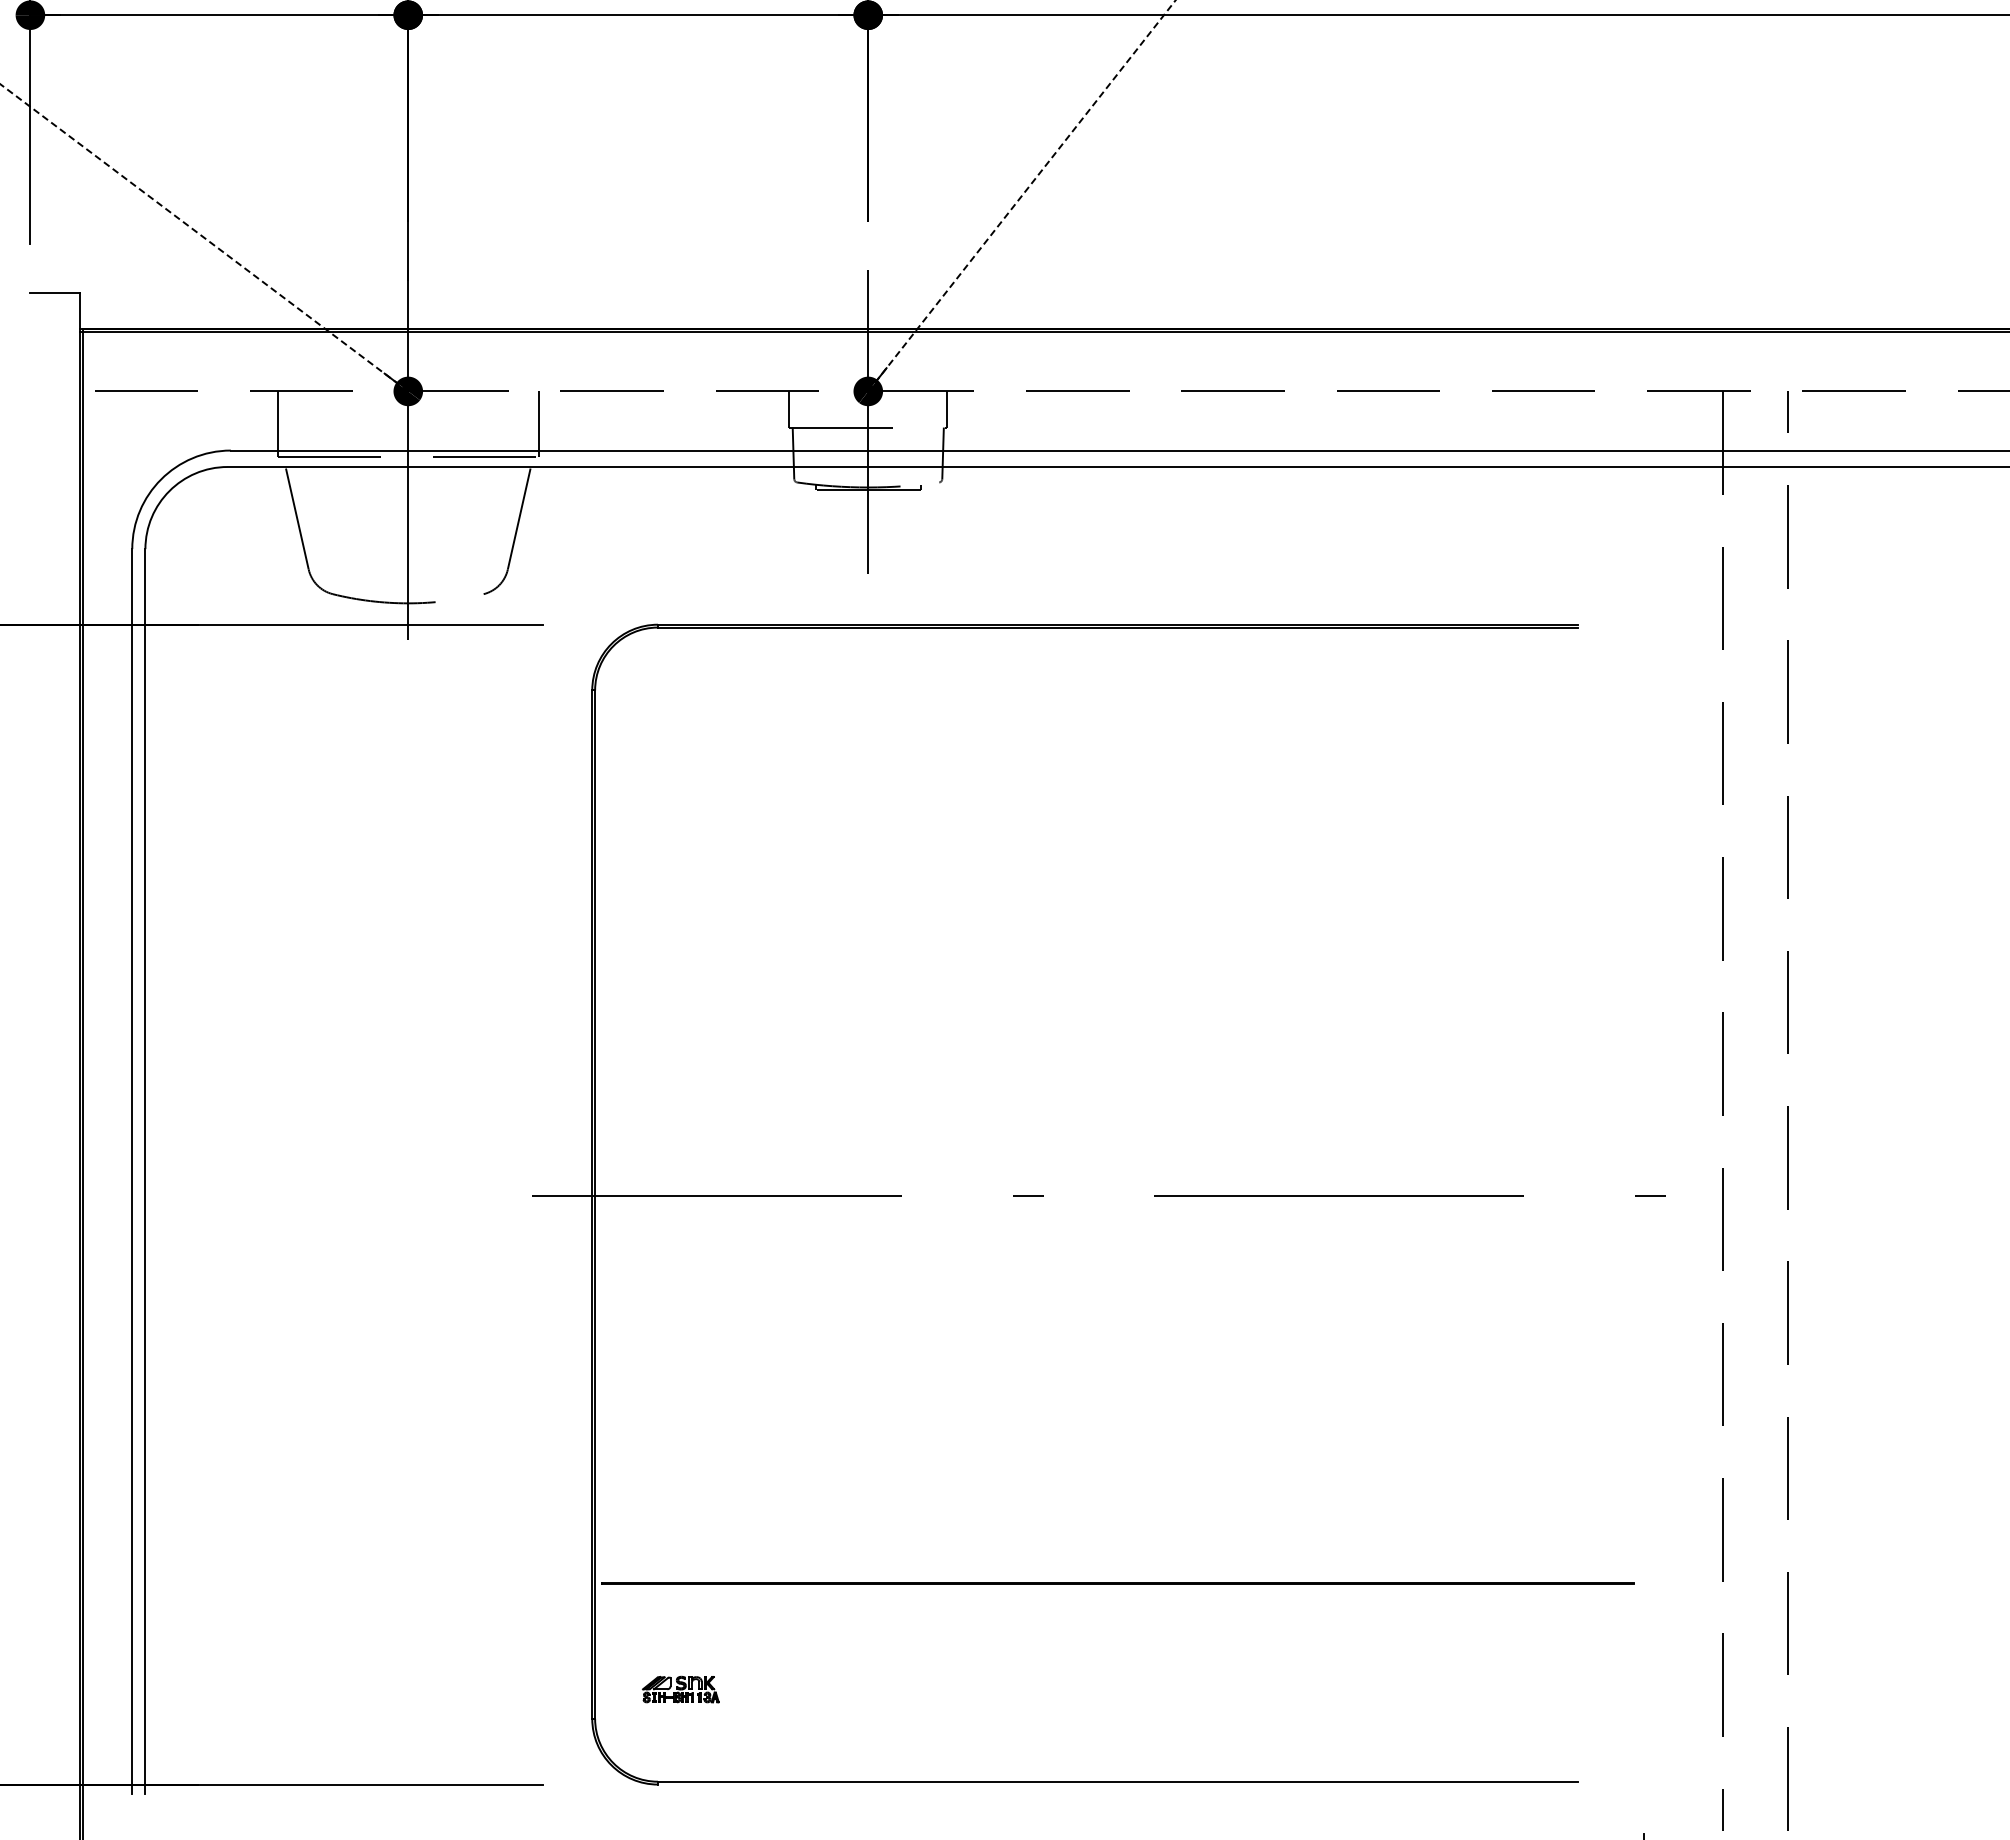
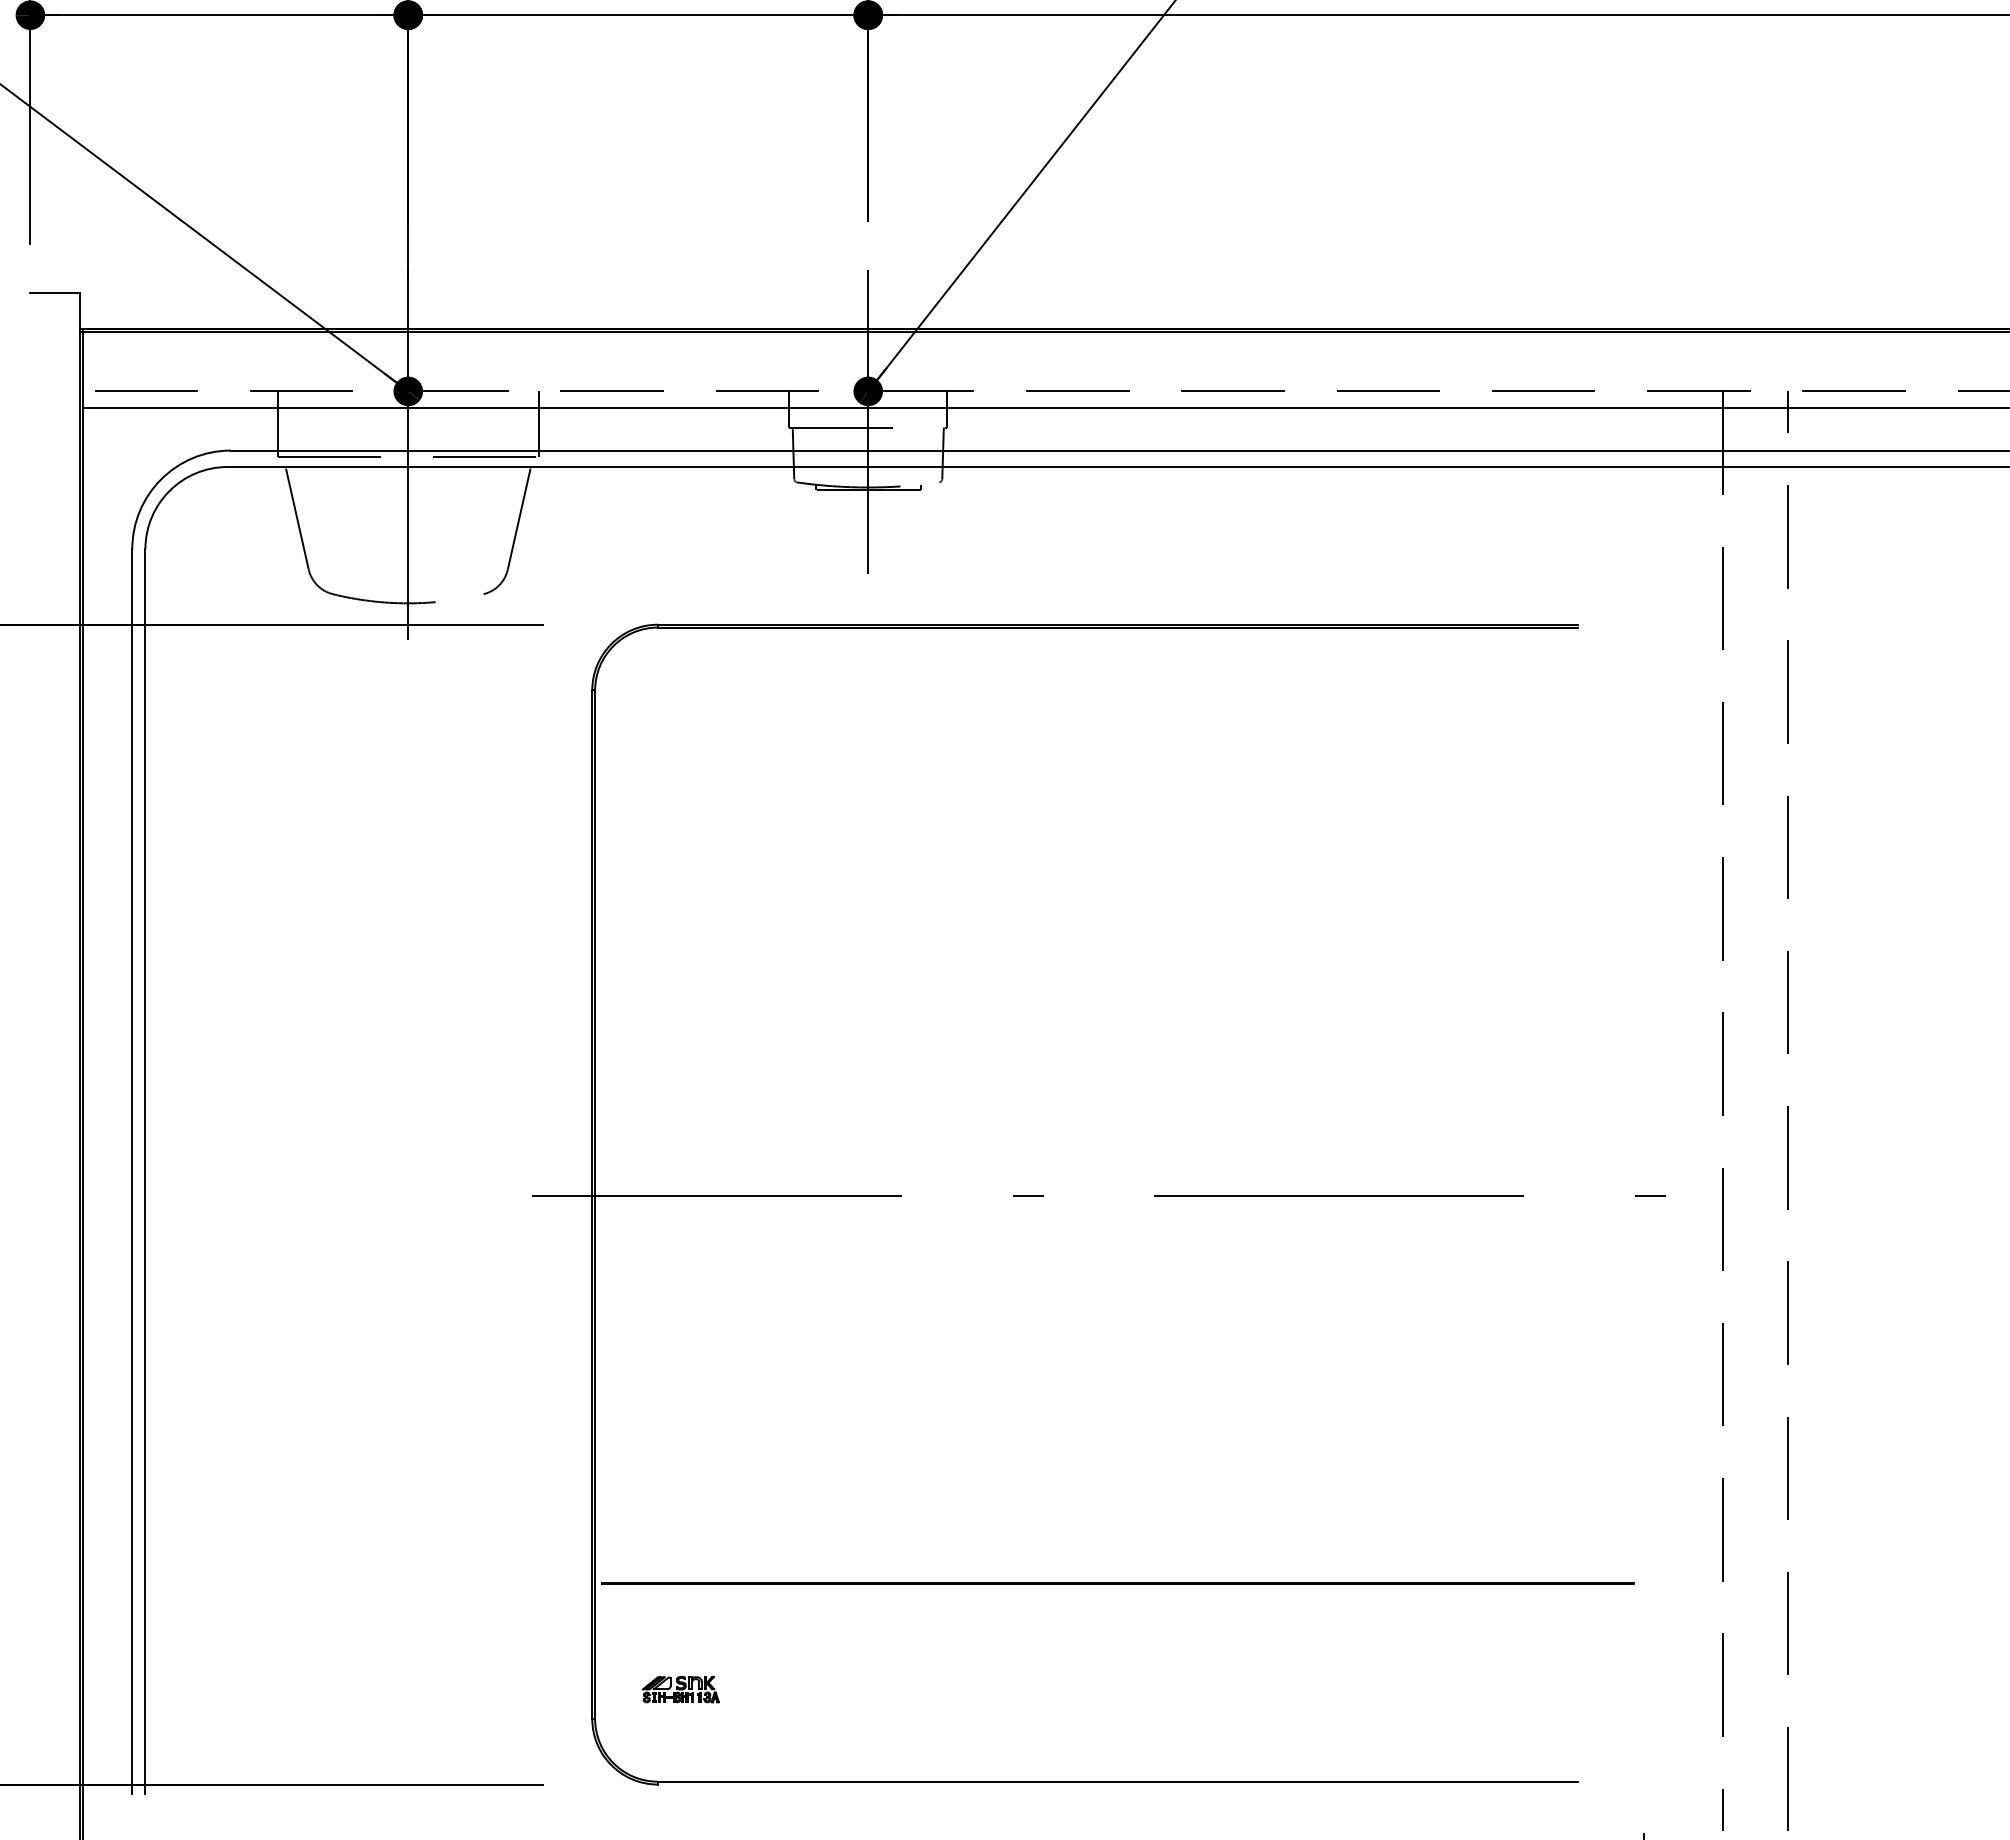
line: dashed -> solid (1022, 195)
line: dashed -> solid (203, 237)
line: none -> present (1044, 407)
